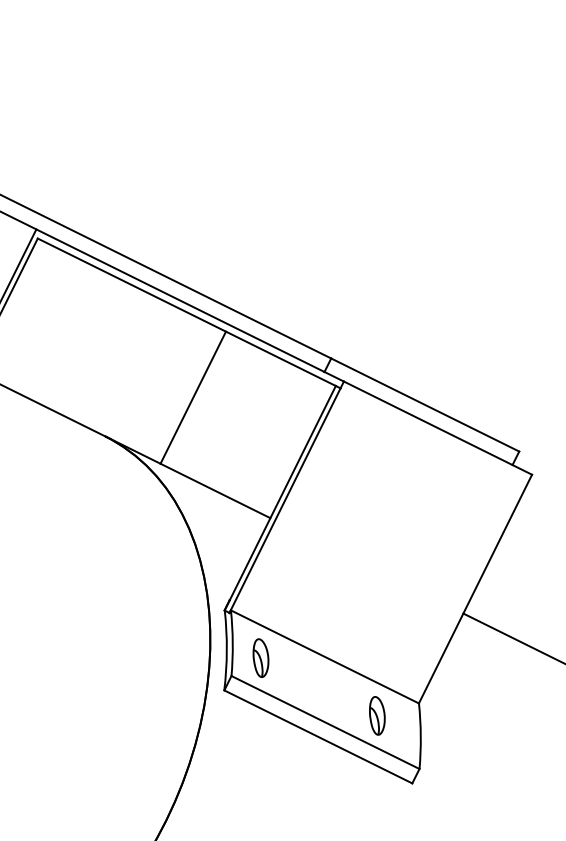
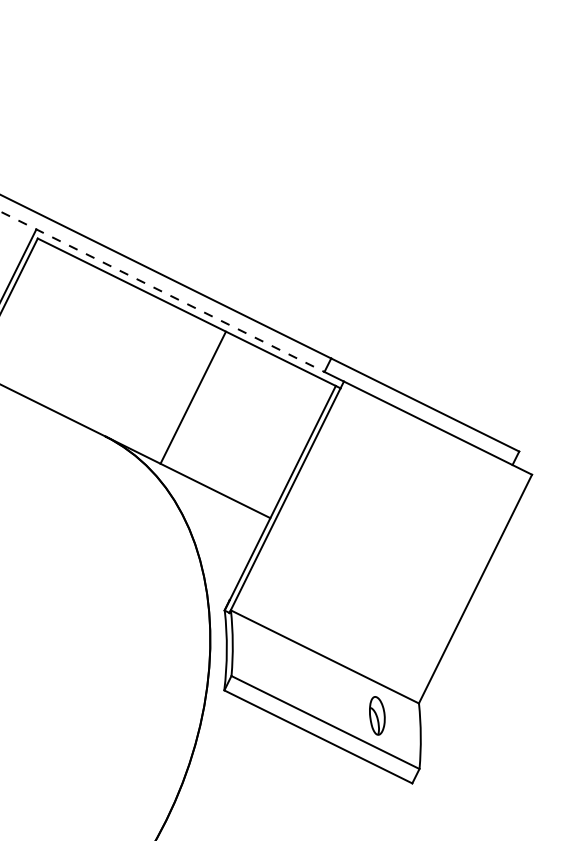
line: solid -> dashed (162, 291)
line: present -> none (512, 637)
part: present -> none (260, 657)
